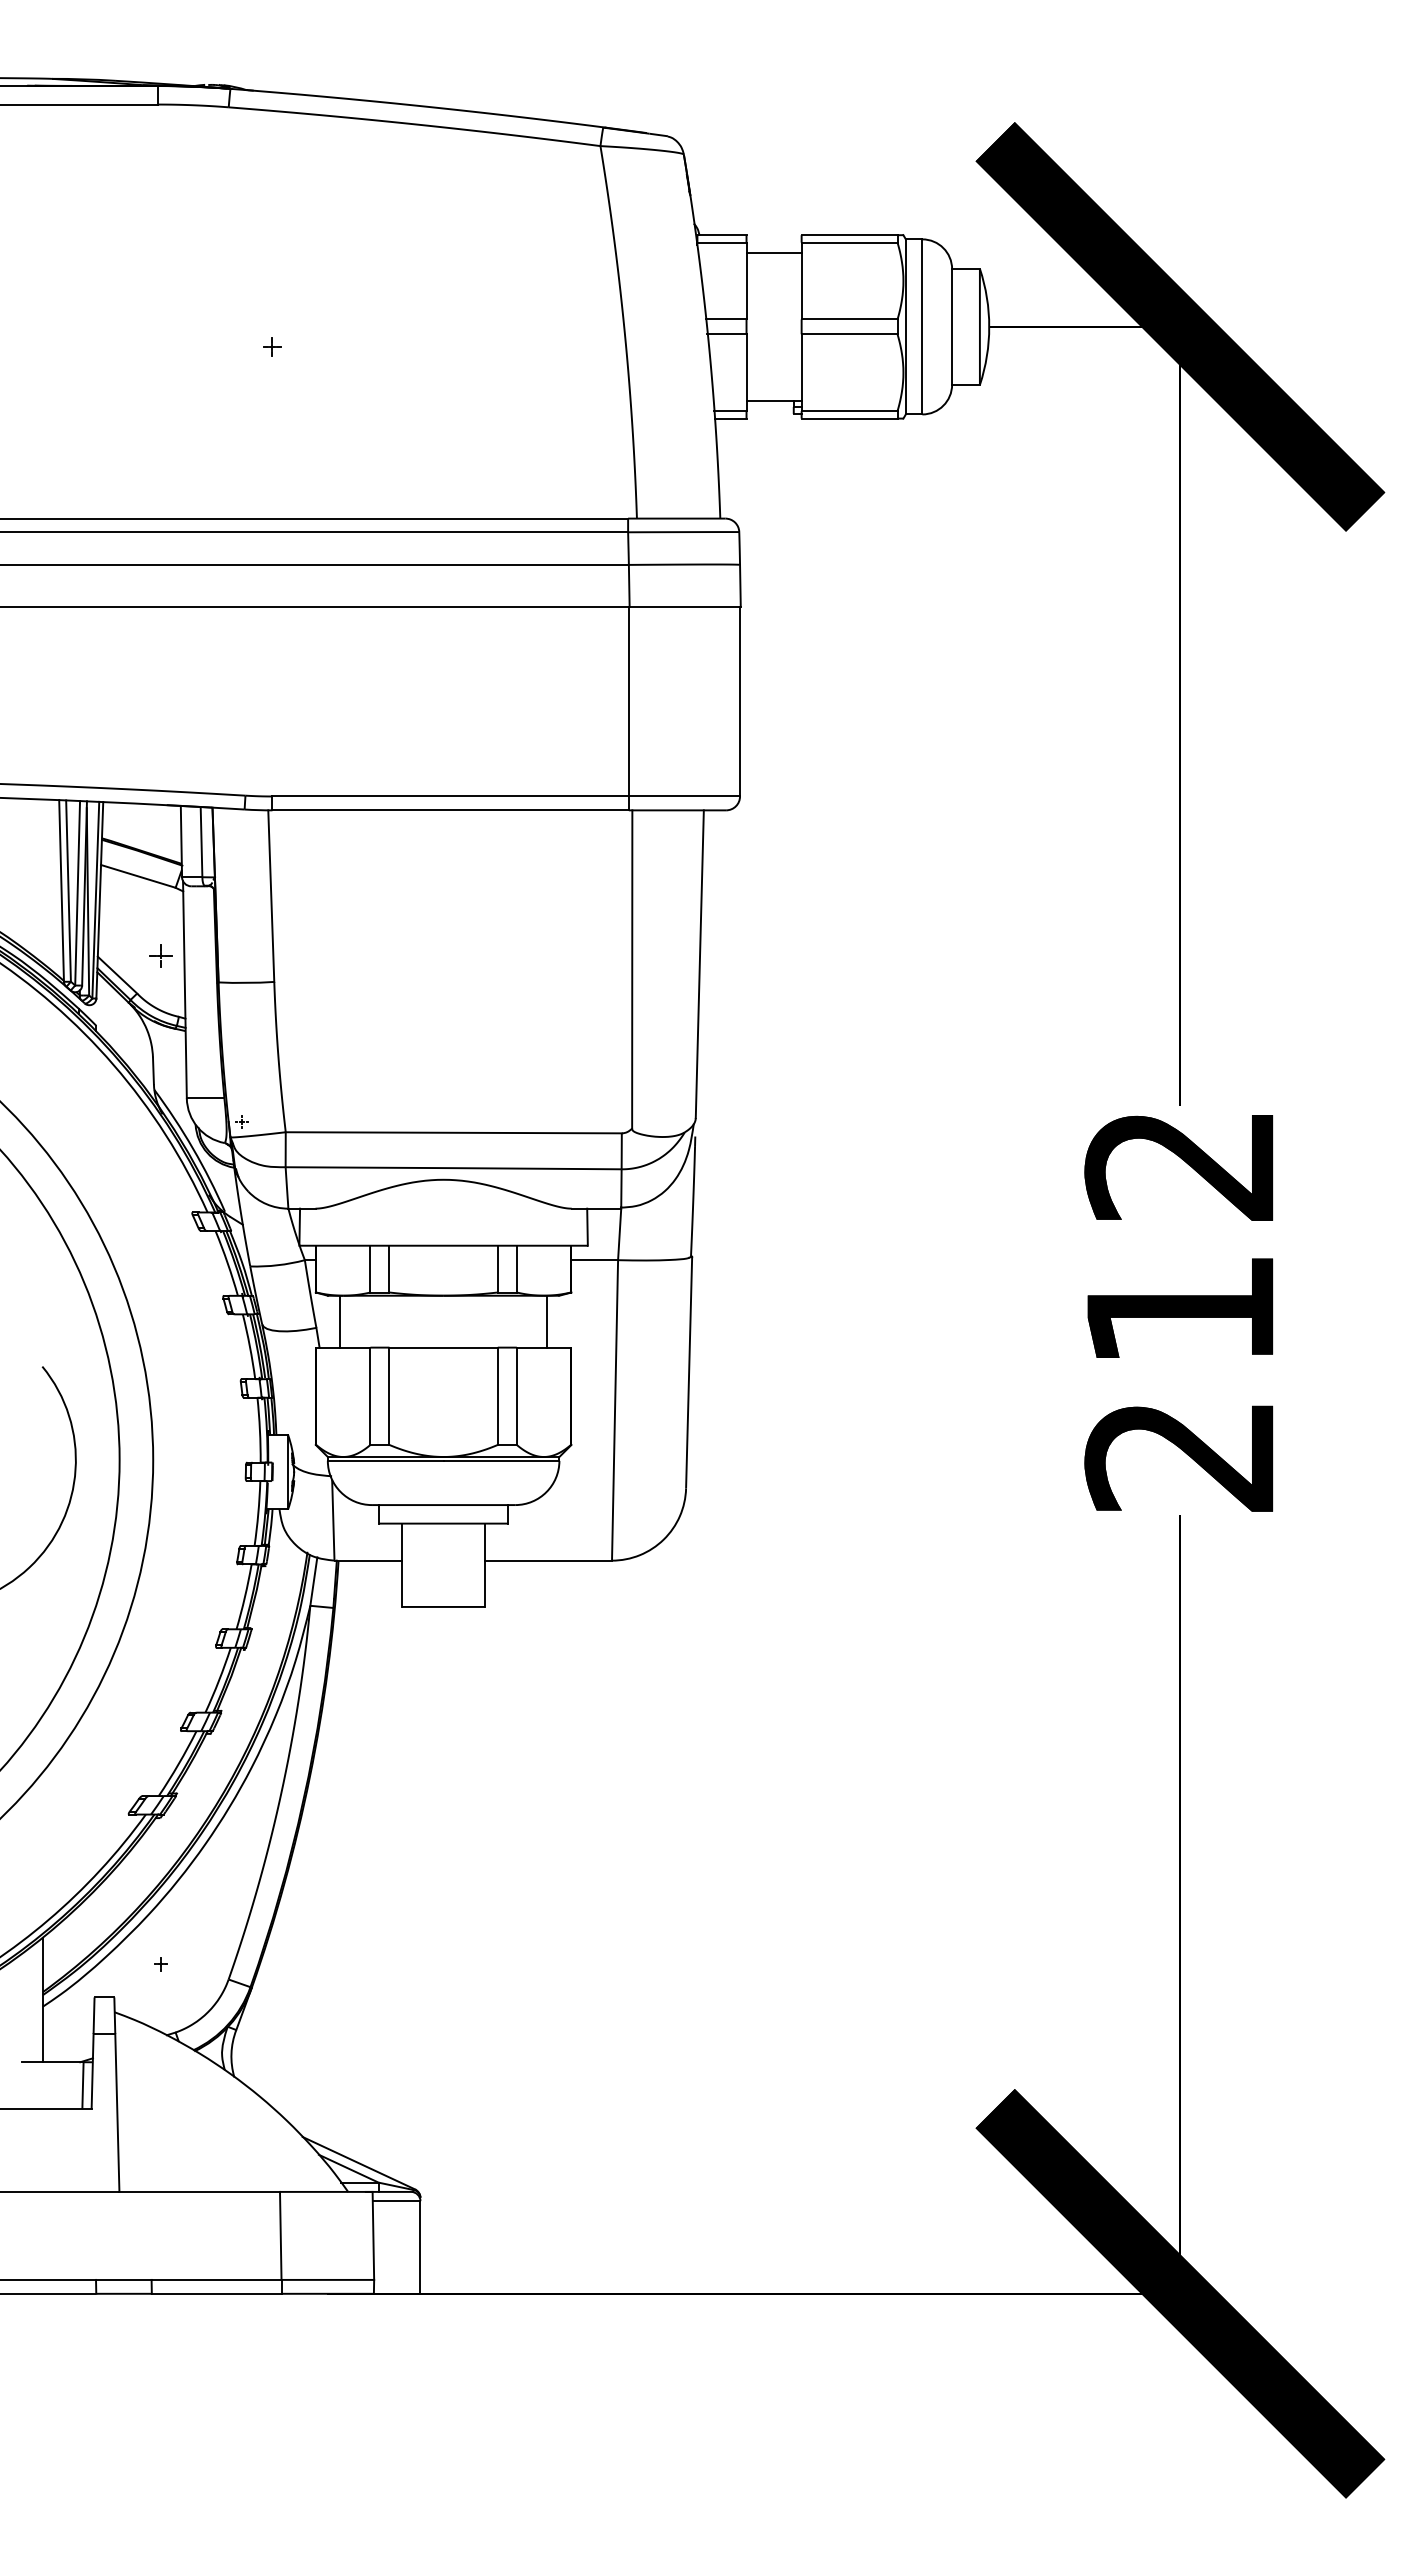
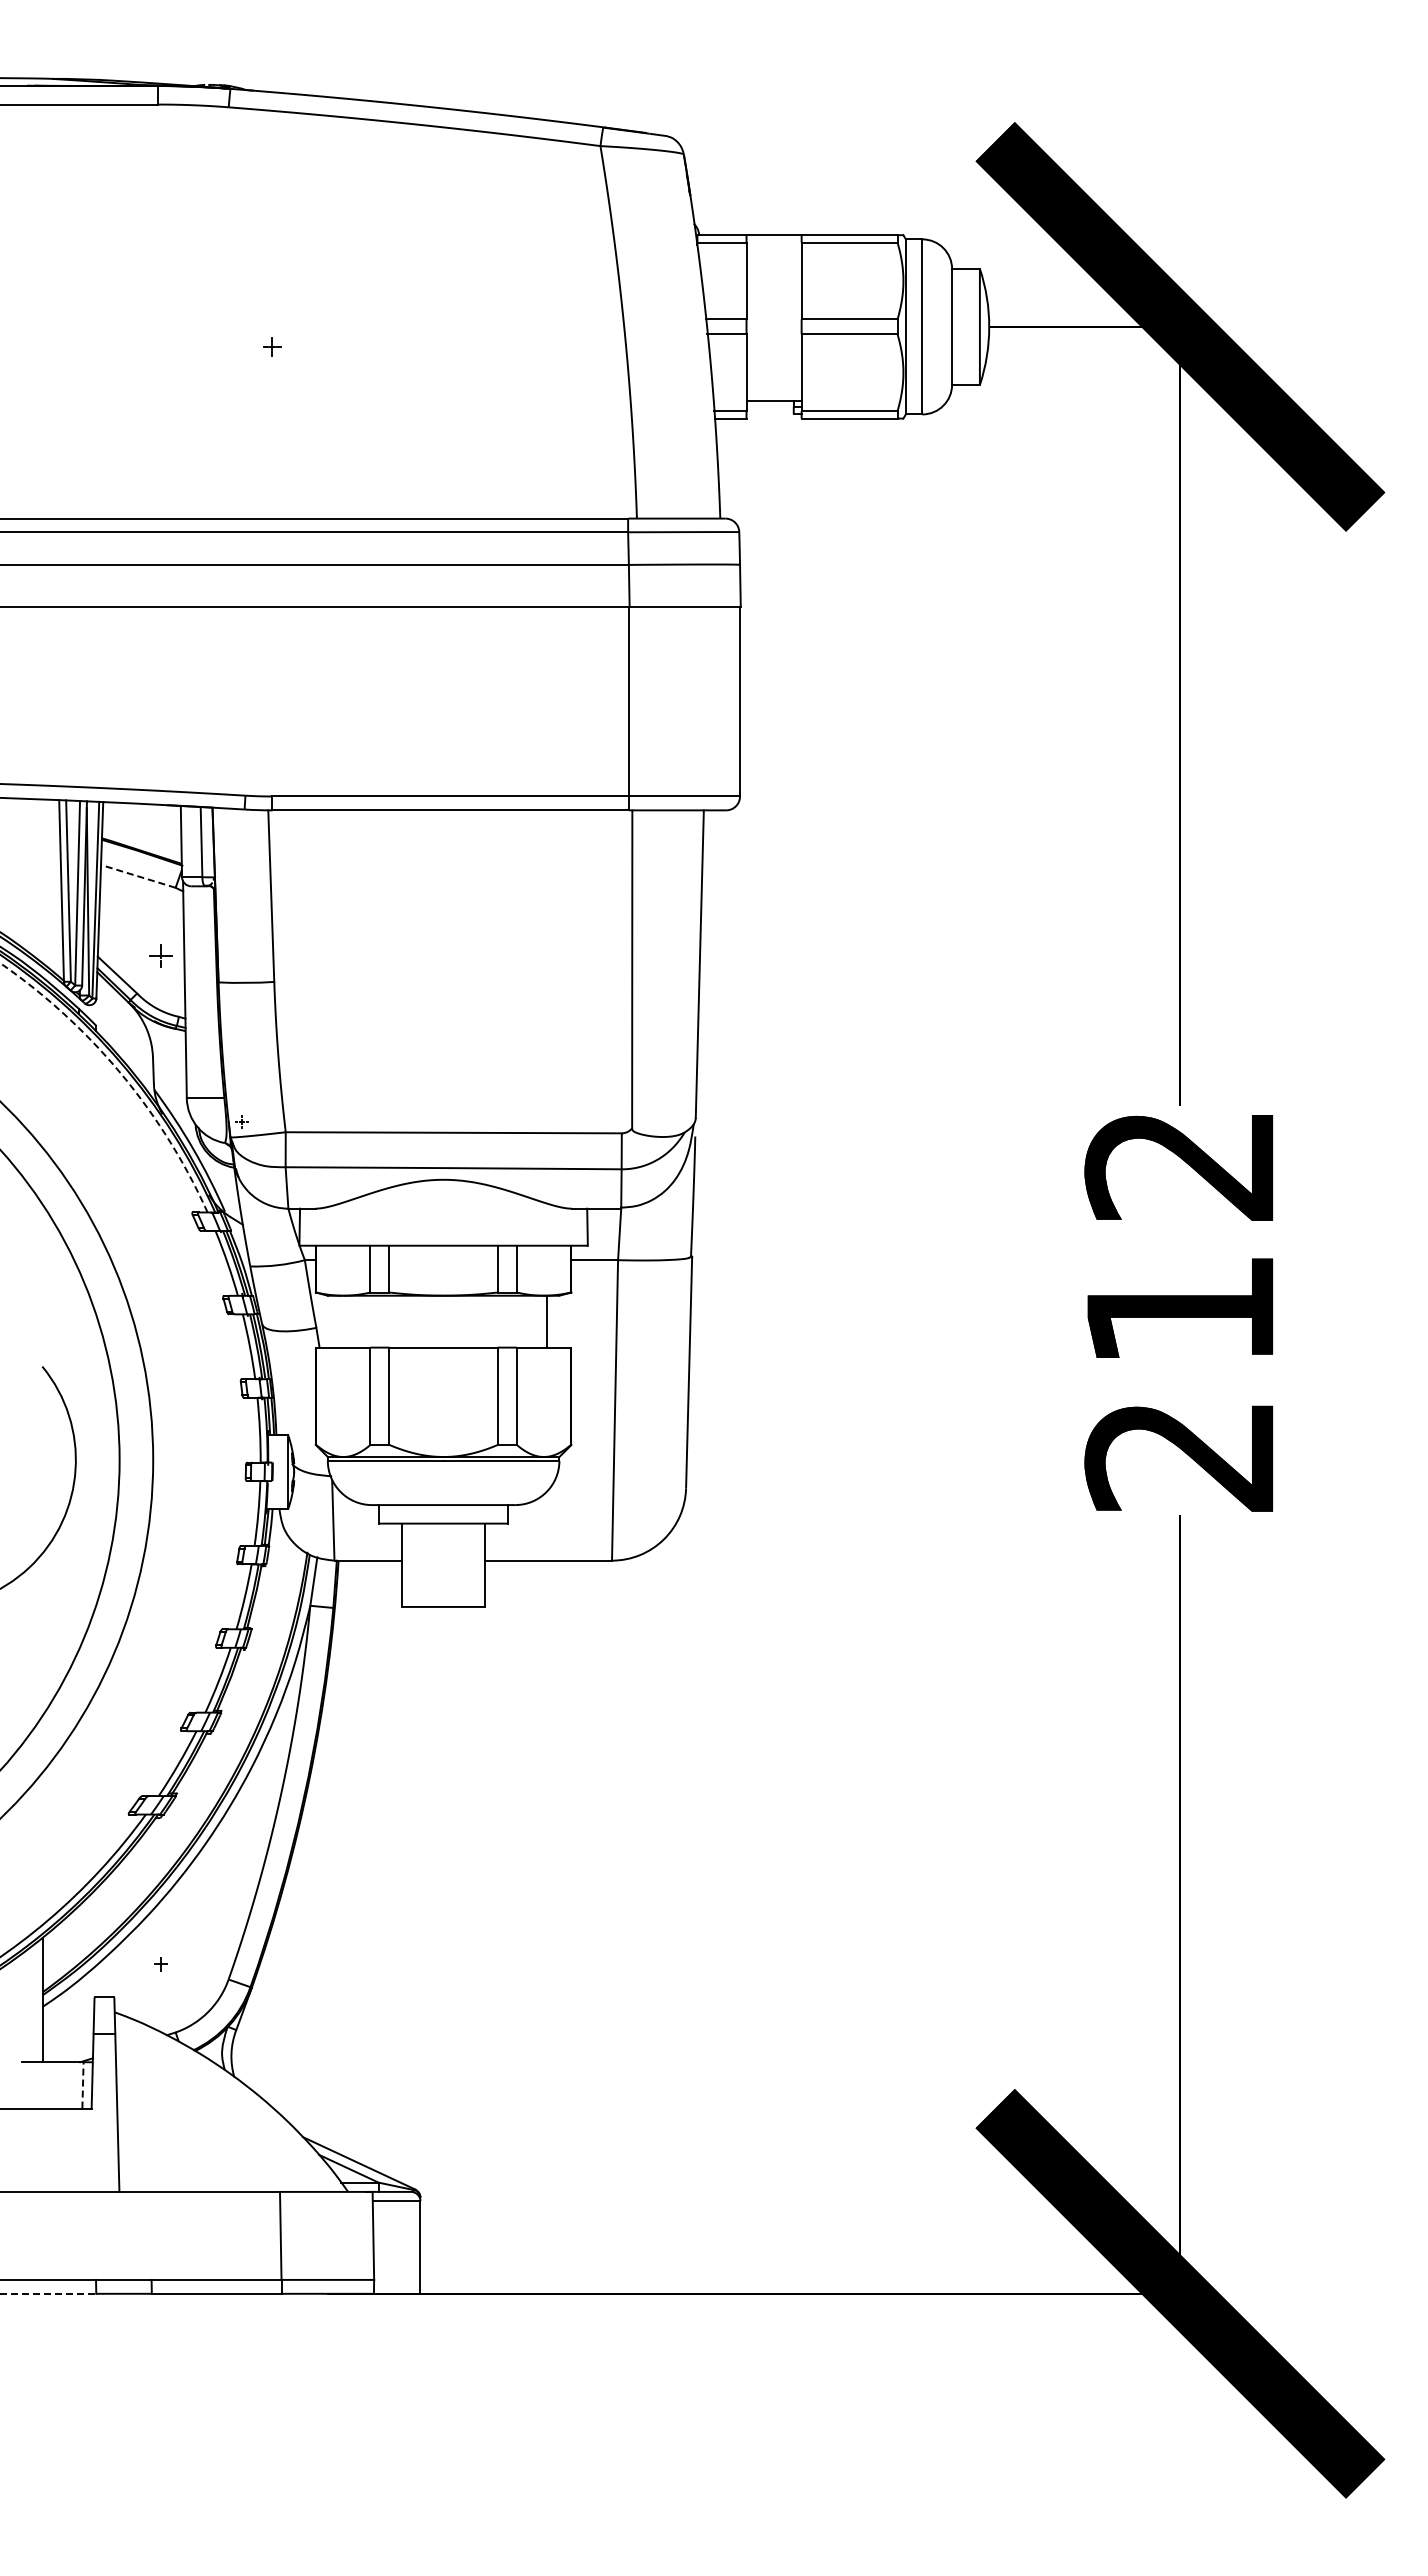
line position: (773, 252) -> (773, 234) (773, 234)
line: solid -> dashed (137, 876)
arc: solid -> dashed (120, 1073)
line: present -> none (340, 1321)
line: solid -> dashed (83, 2084)
line: solid -> dashed (47, 2293)
